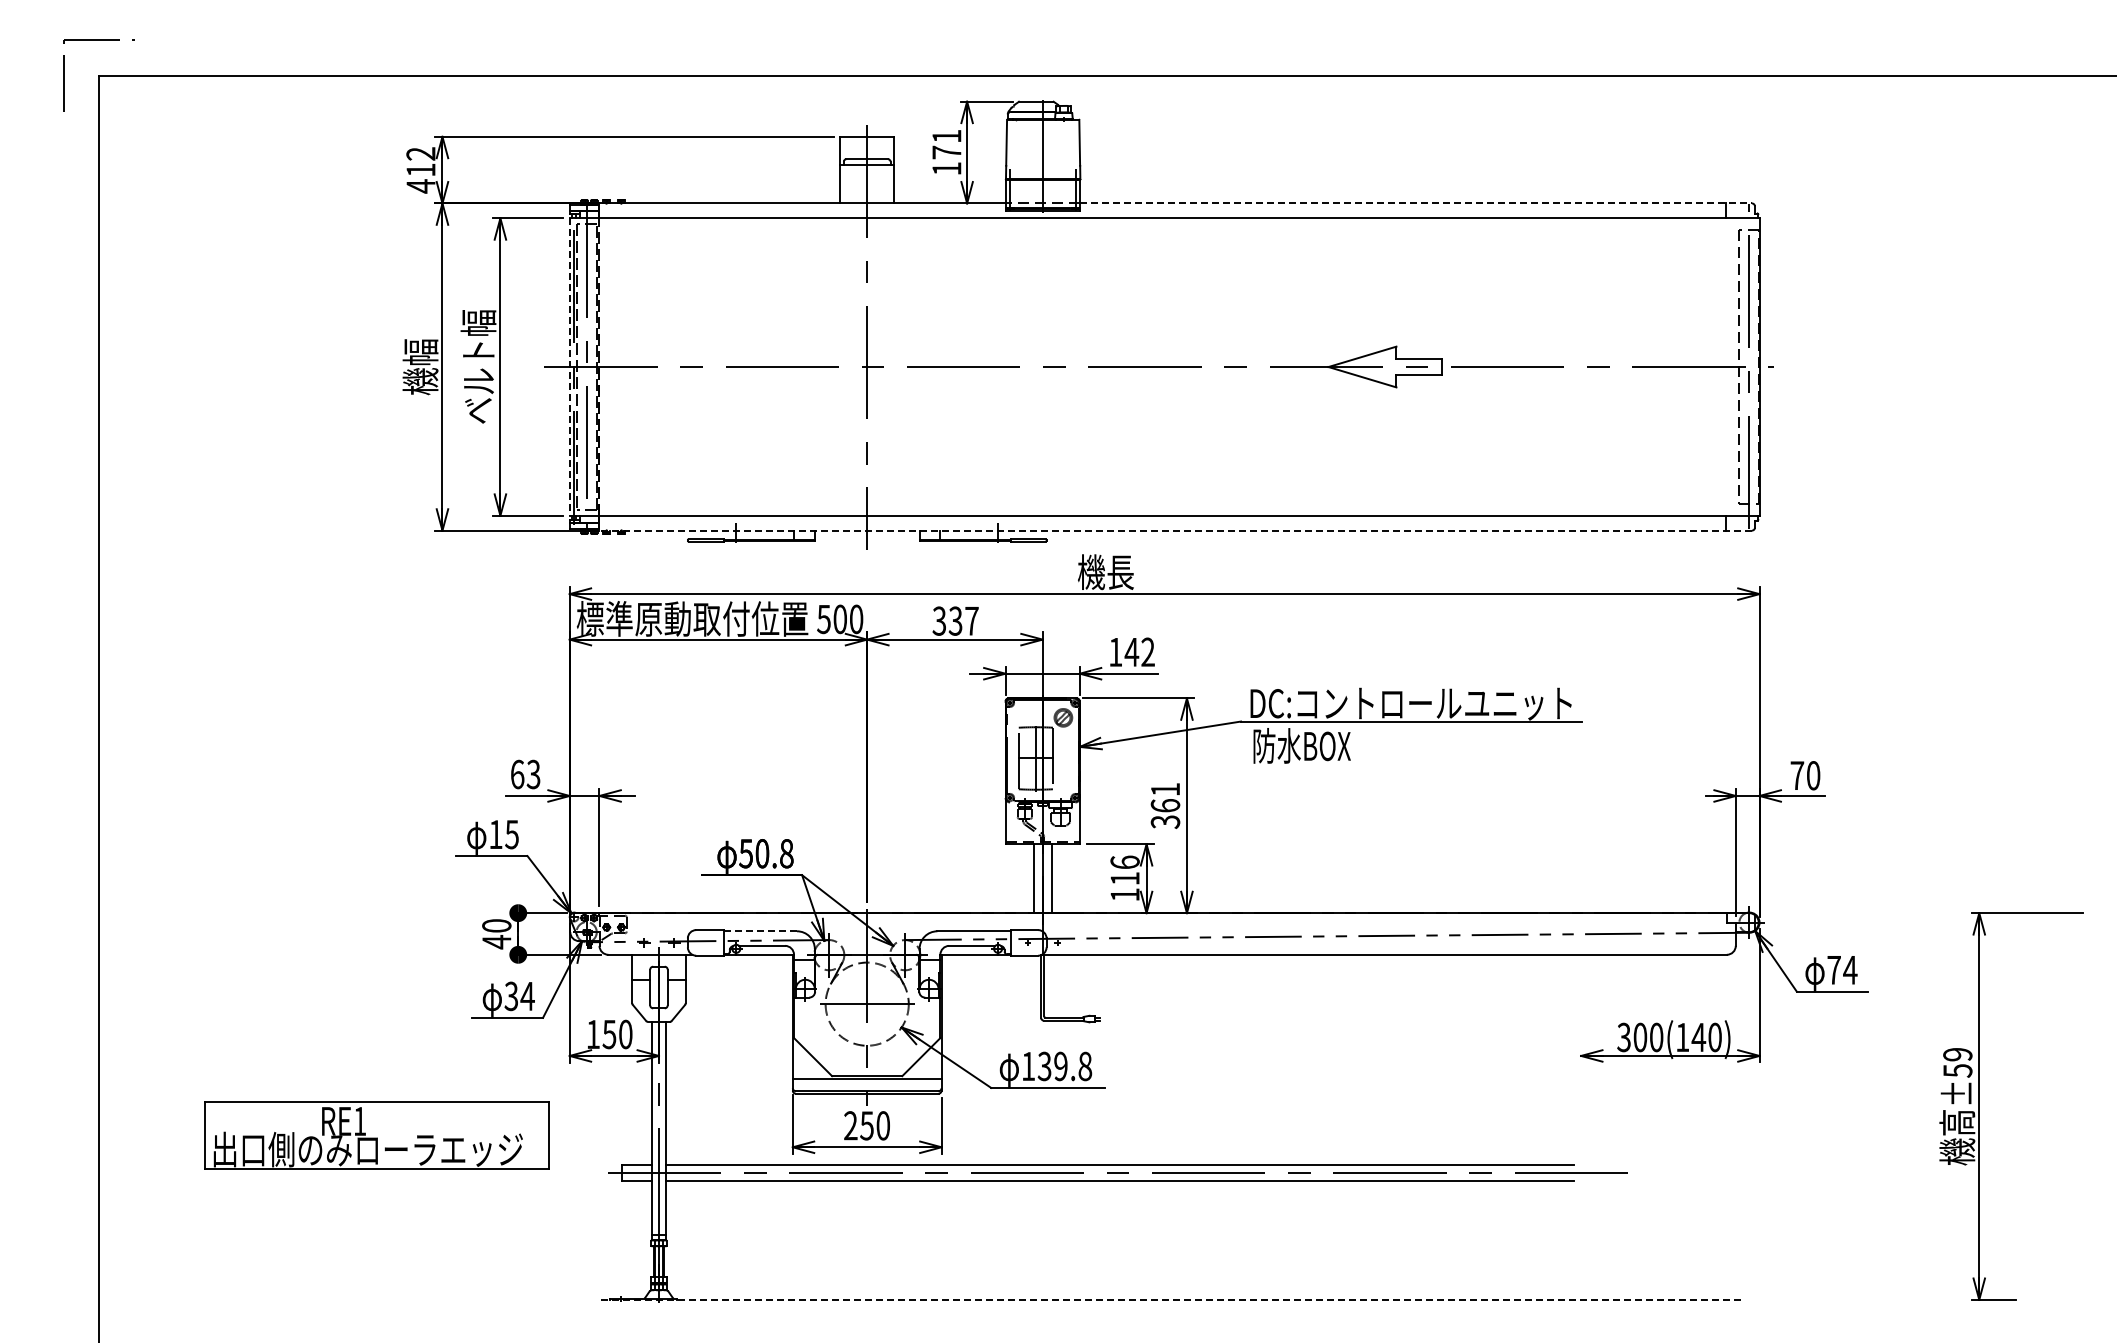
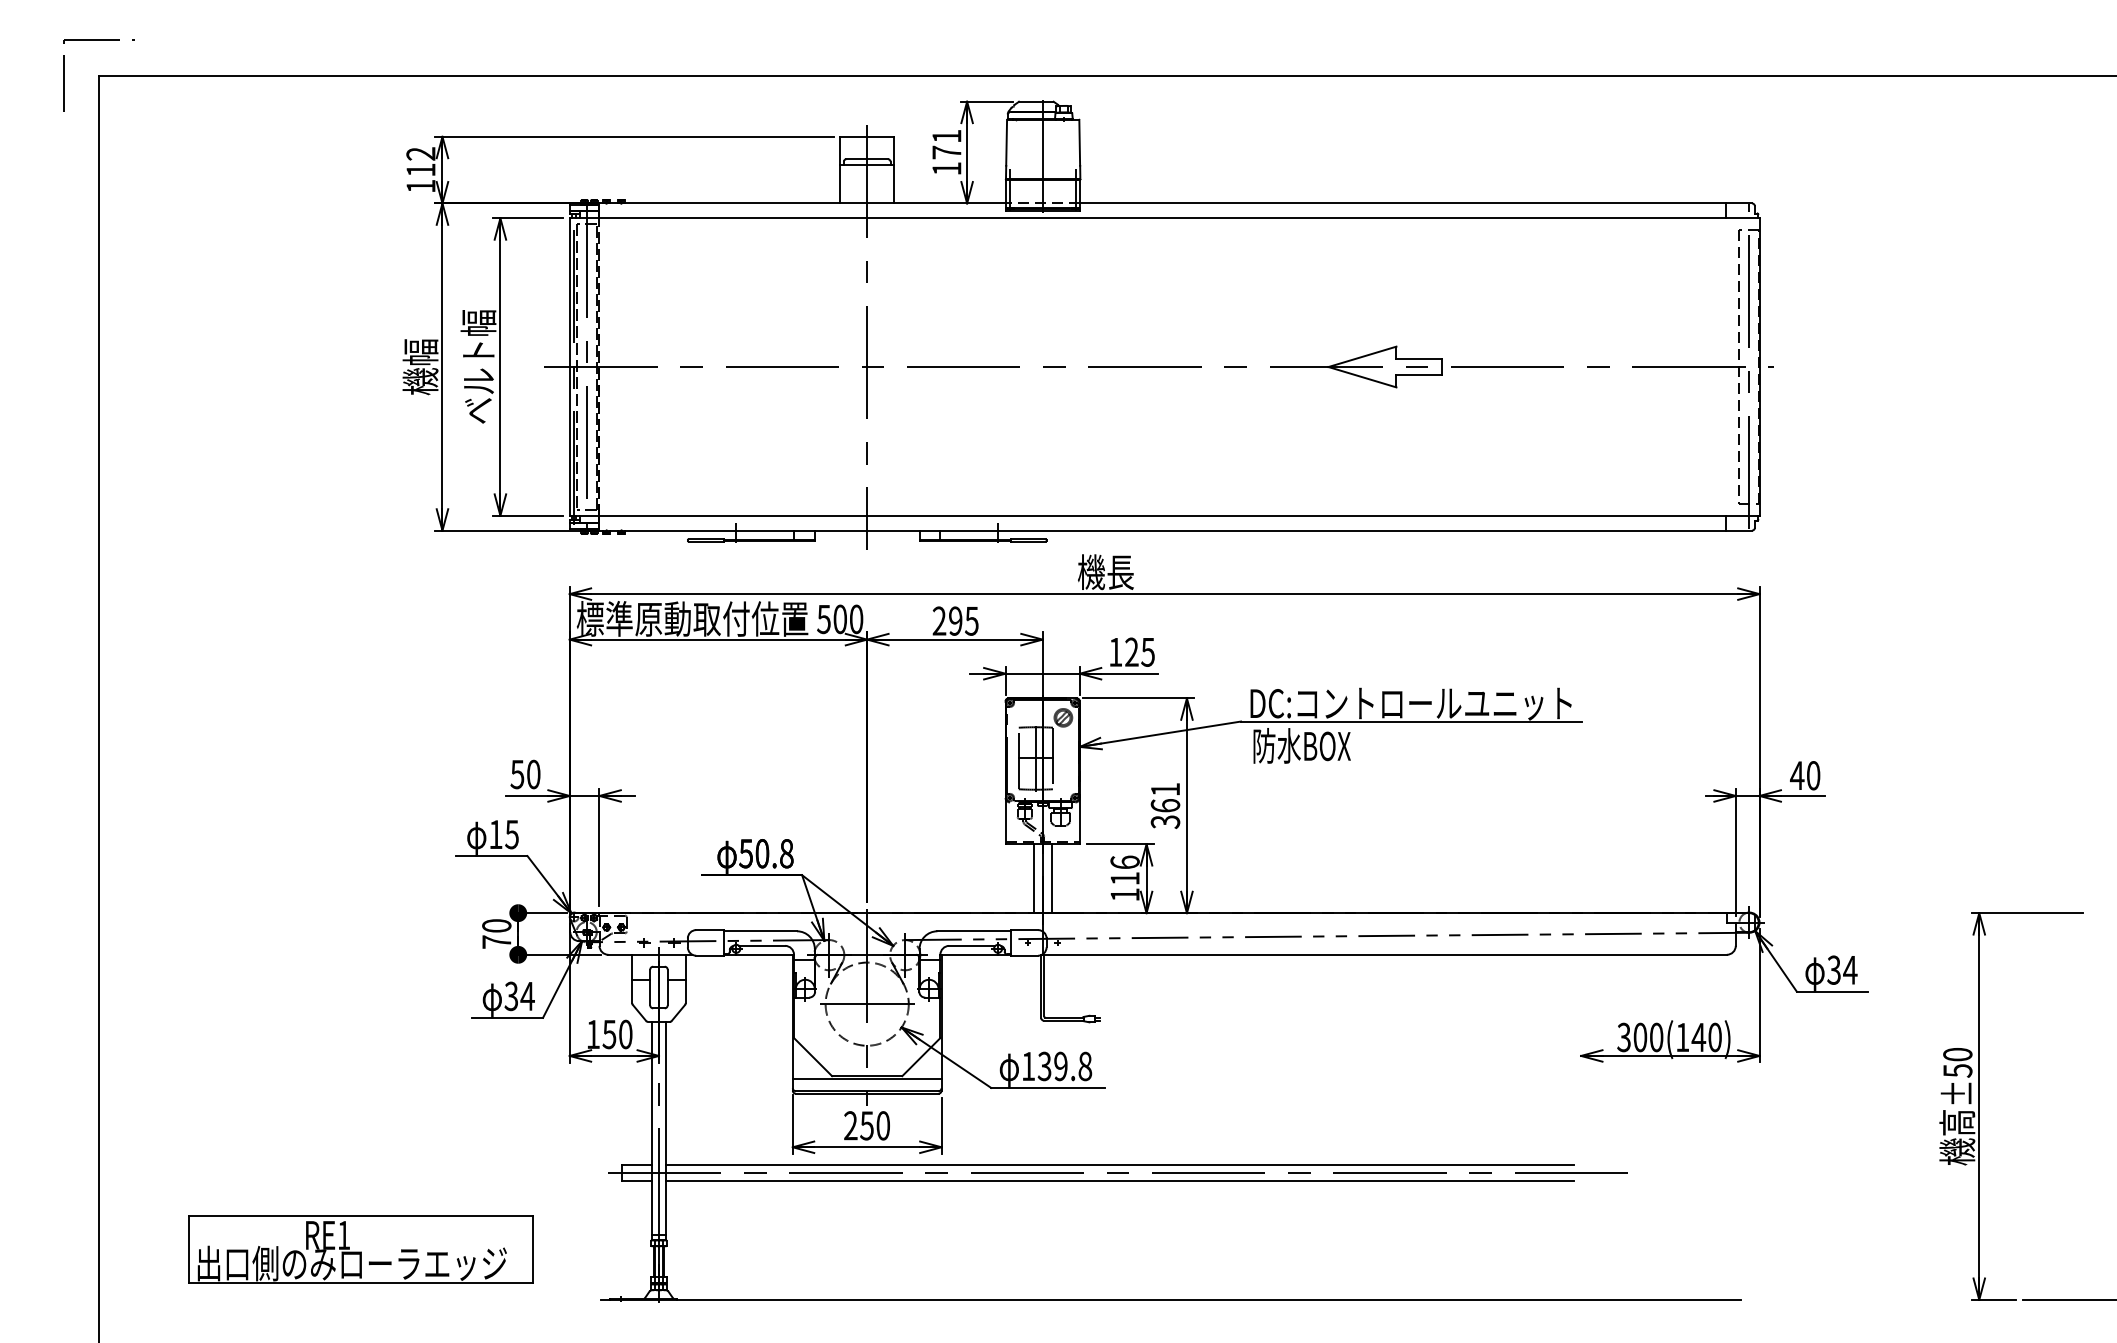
text: 412 -> 112 (420, 186)
line: dashed -> solid (1416, 203)
line: dashed -> solid (569, 367)
line: dashed -> solid (1175, 530)
text: 337 -> 295 (955, 620)
text: 142 -> 125 (1139, 651)
text: 63 -> 50 (525, 774)
text: 70 -> 40 (1797, 775)
line: dashed -> solid (760, 931)
text: 40 -> 70 (496, 942)
text: 74 -> 34 (1833, 969)
text: ±59 -> ±50 (1957, 1054)
part position: (376, 1135) -> (360, 1249) (360, 1249)
line: dashed -> solid (1171, 1299)
line: none -> present (2068, 1299)
